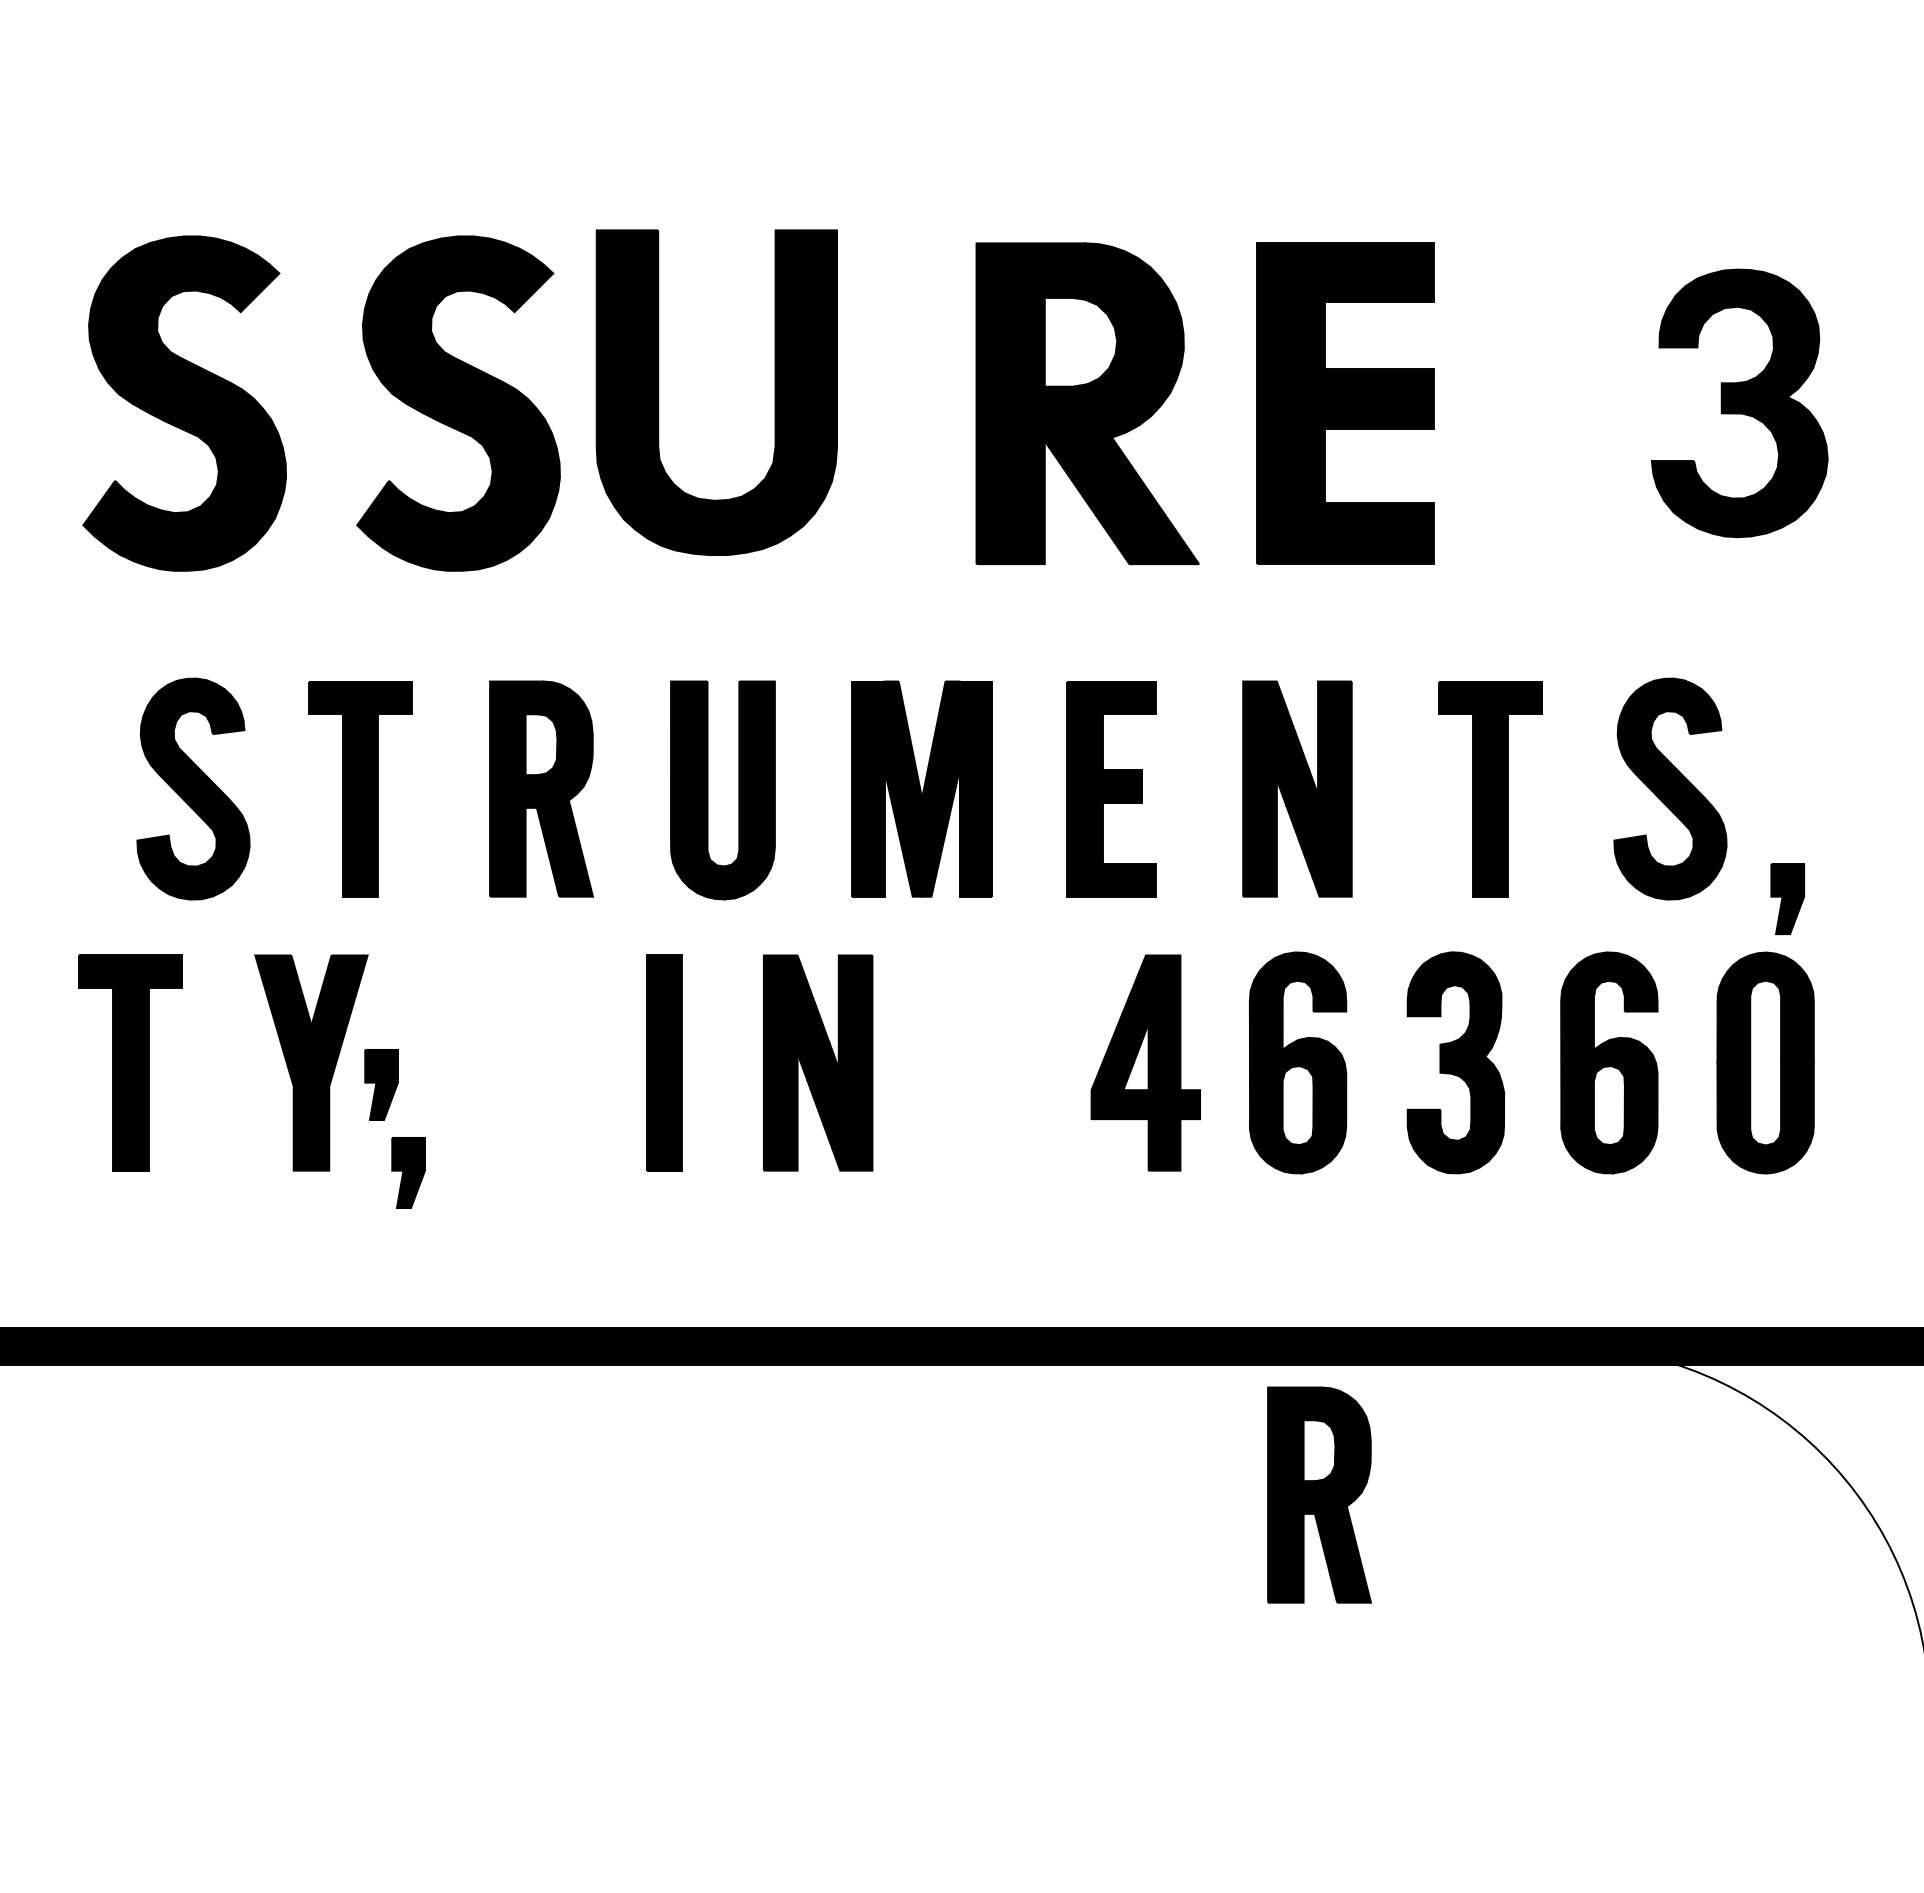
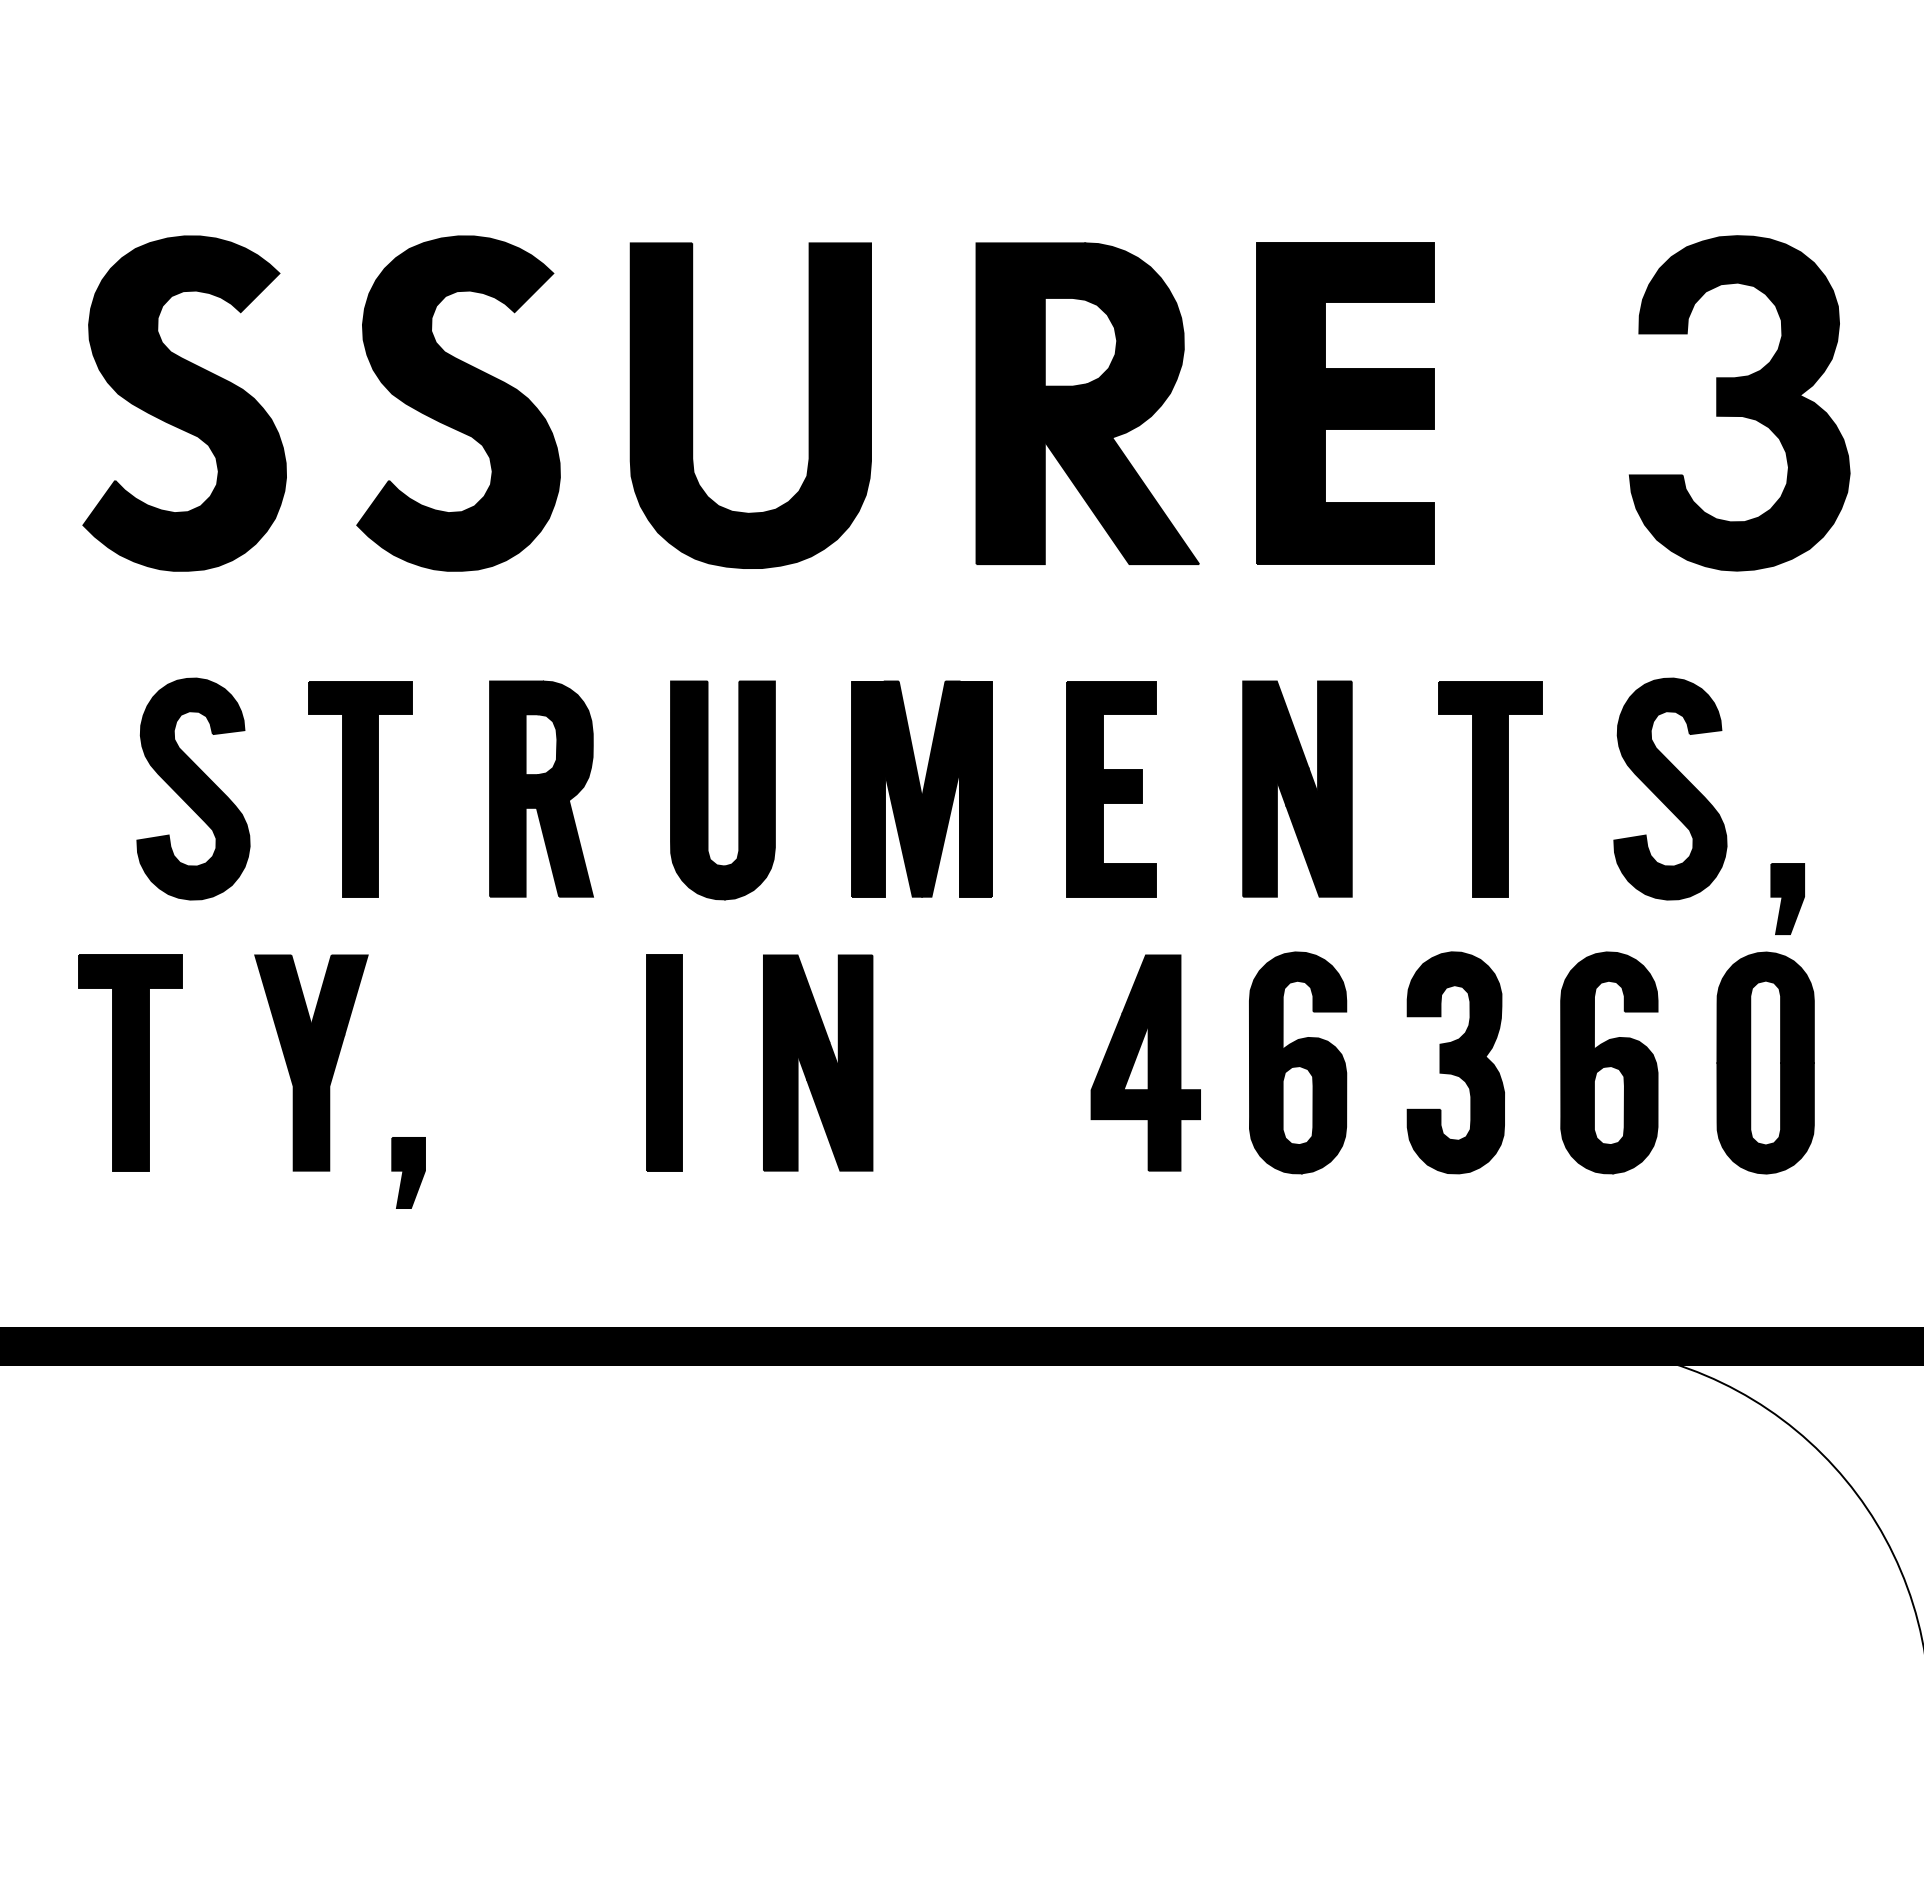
part position: (659, 392) -> (693, 405) (693, 405)
part size: 179x271 px -> 222x337 px (1739, 403)
part: present -> none (381, 1084)
part: present -> none (1319, 1494)
